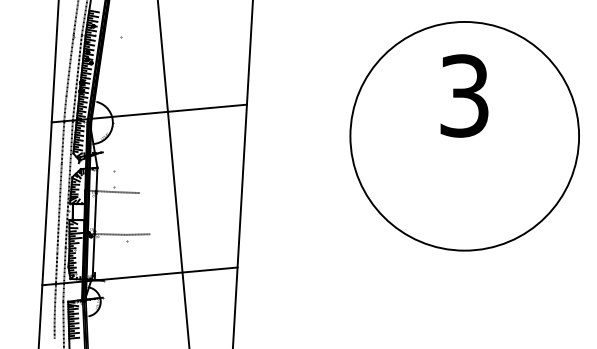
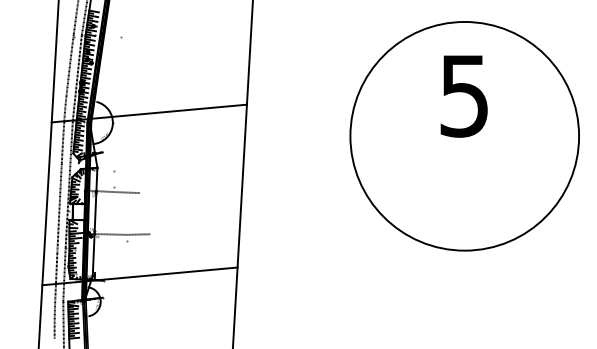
text: 3 -> 5 (464, 95)
line: present -> none (173, 173)
